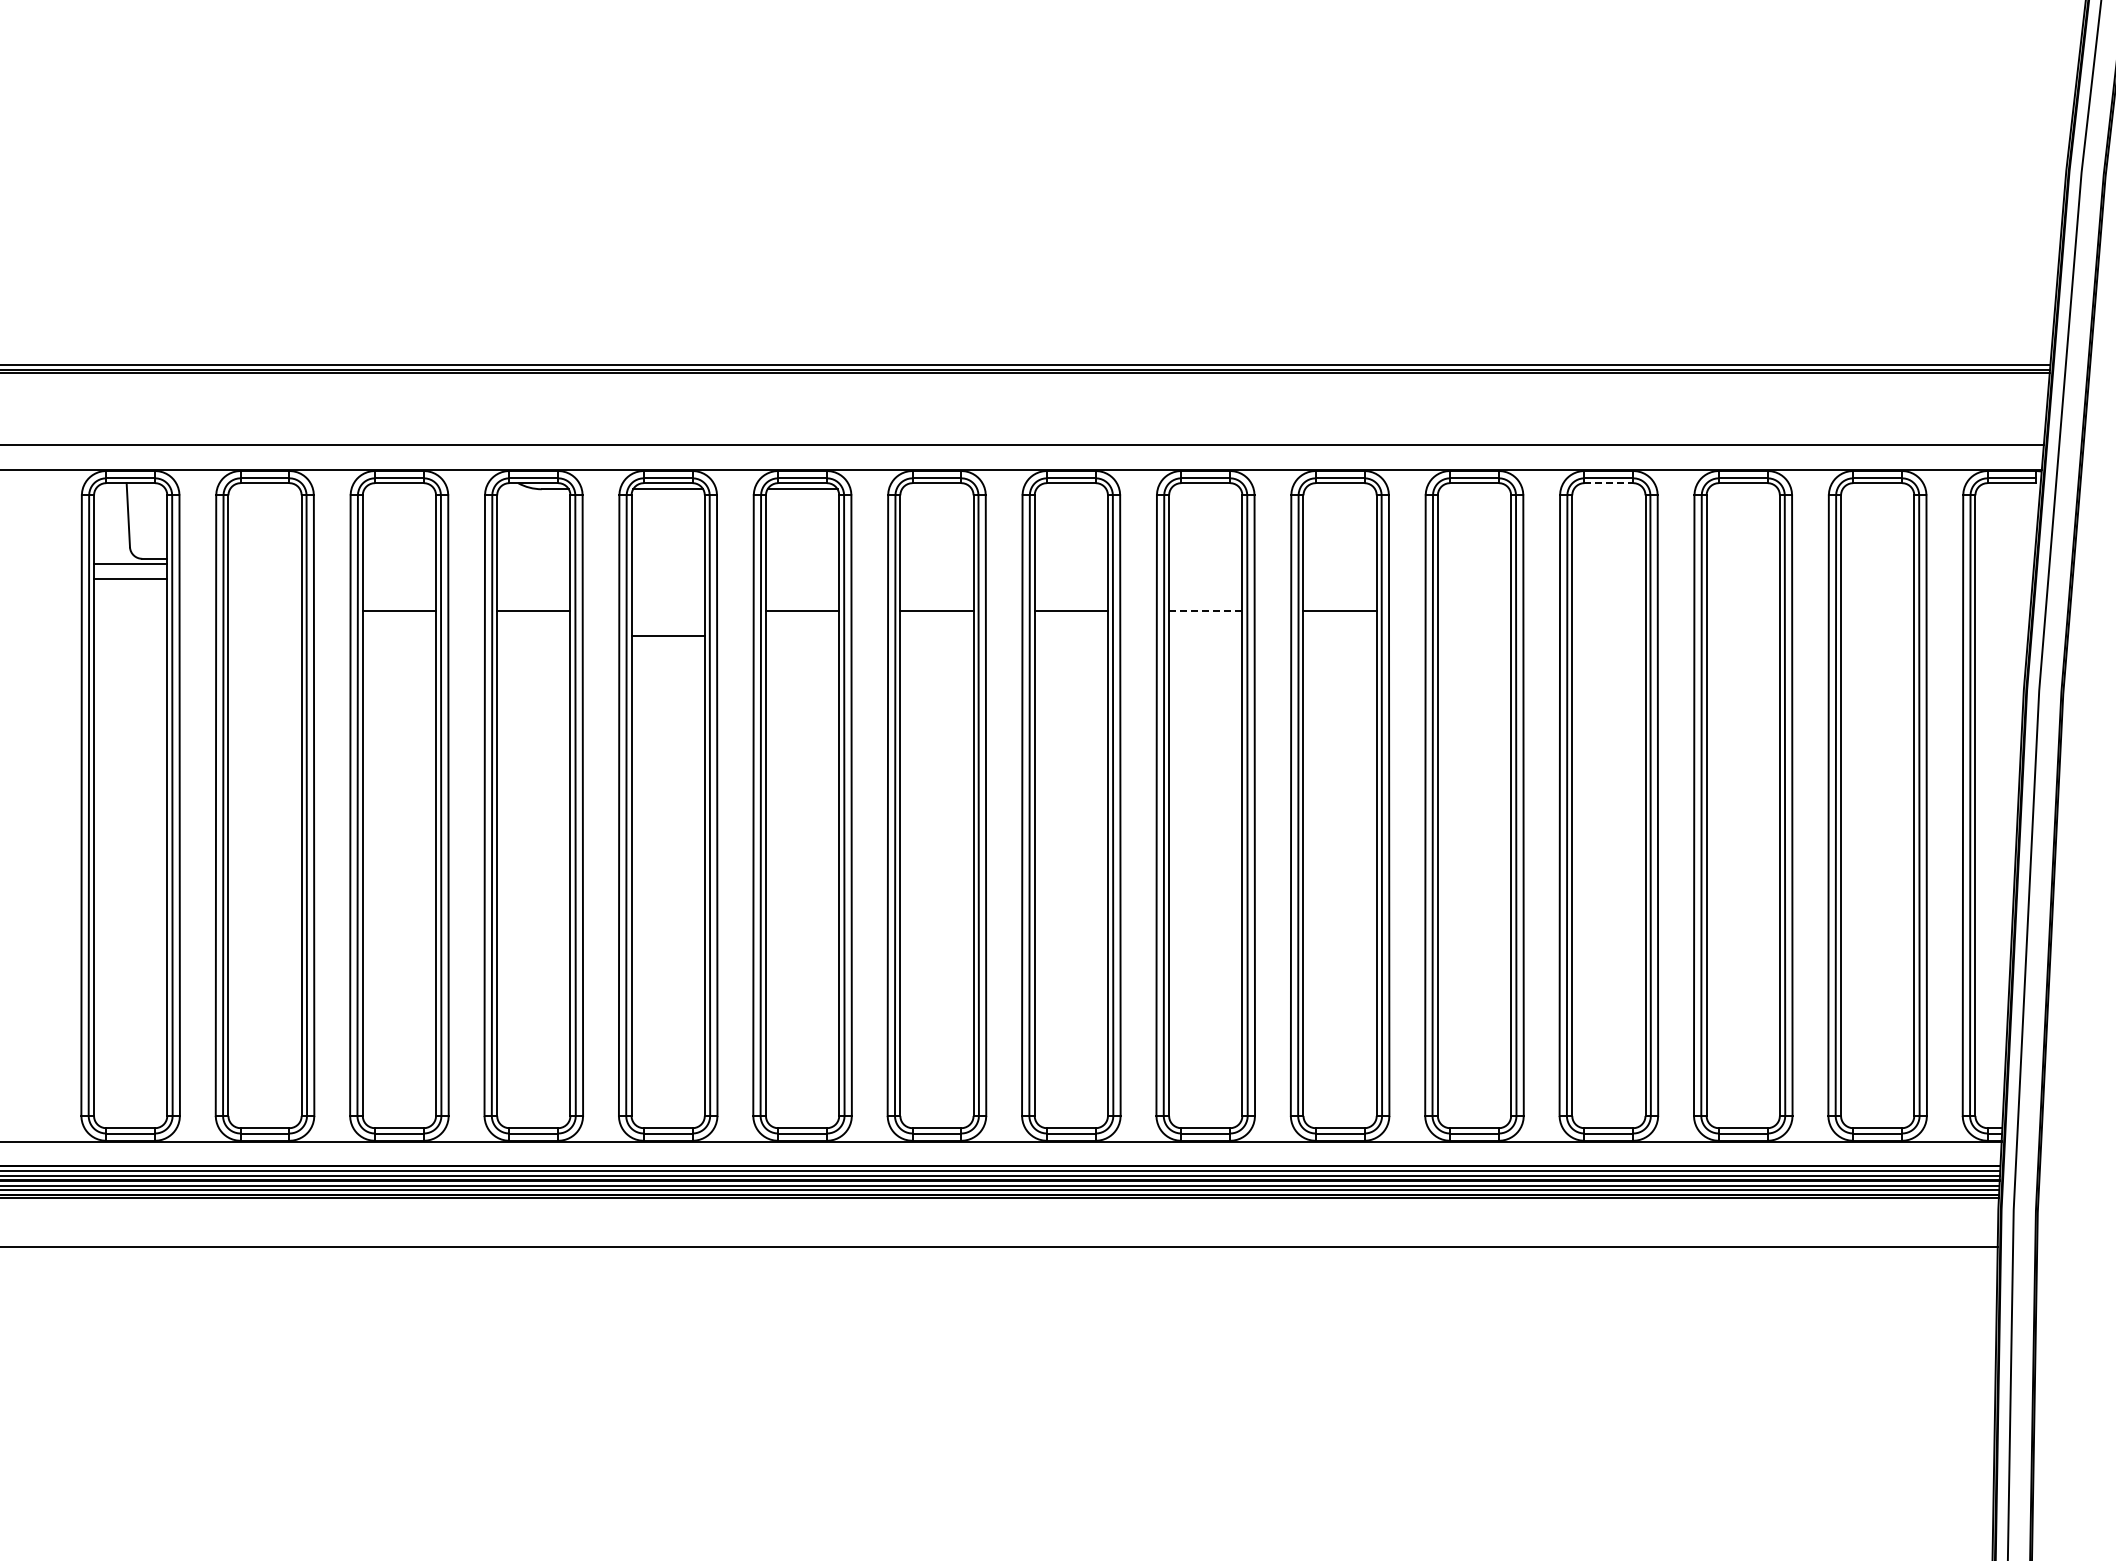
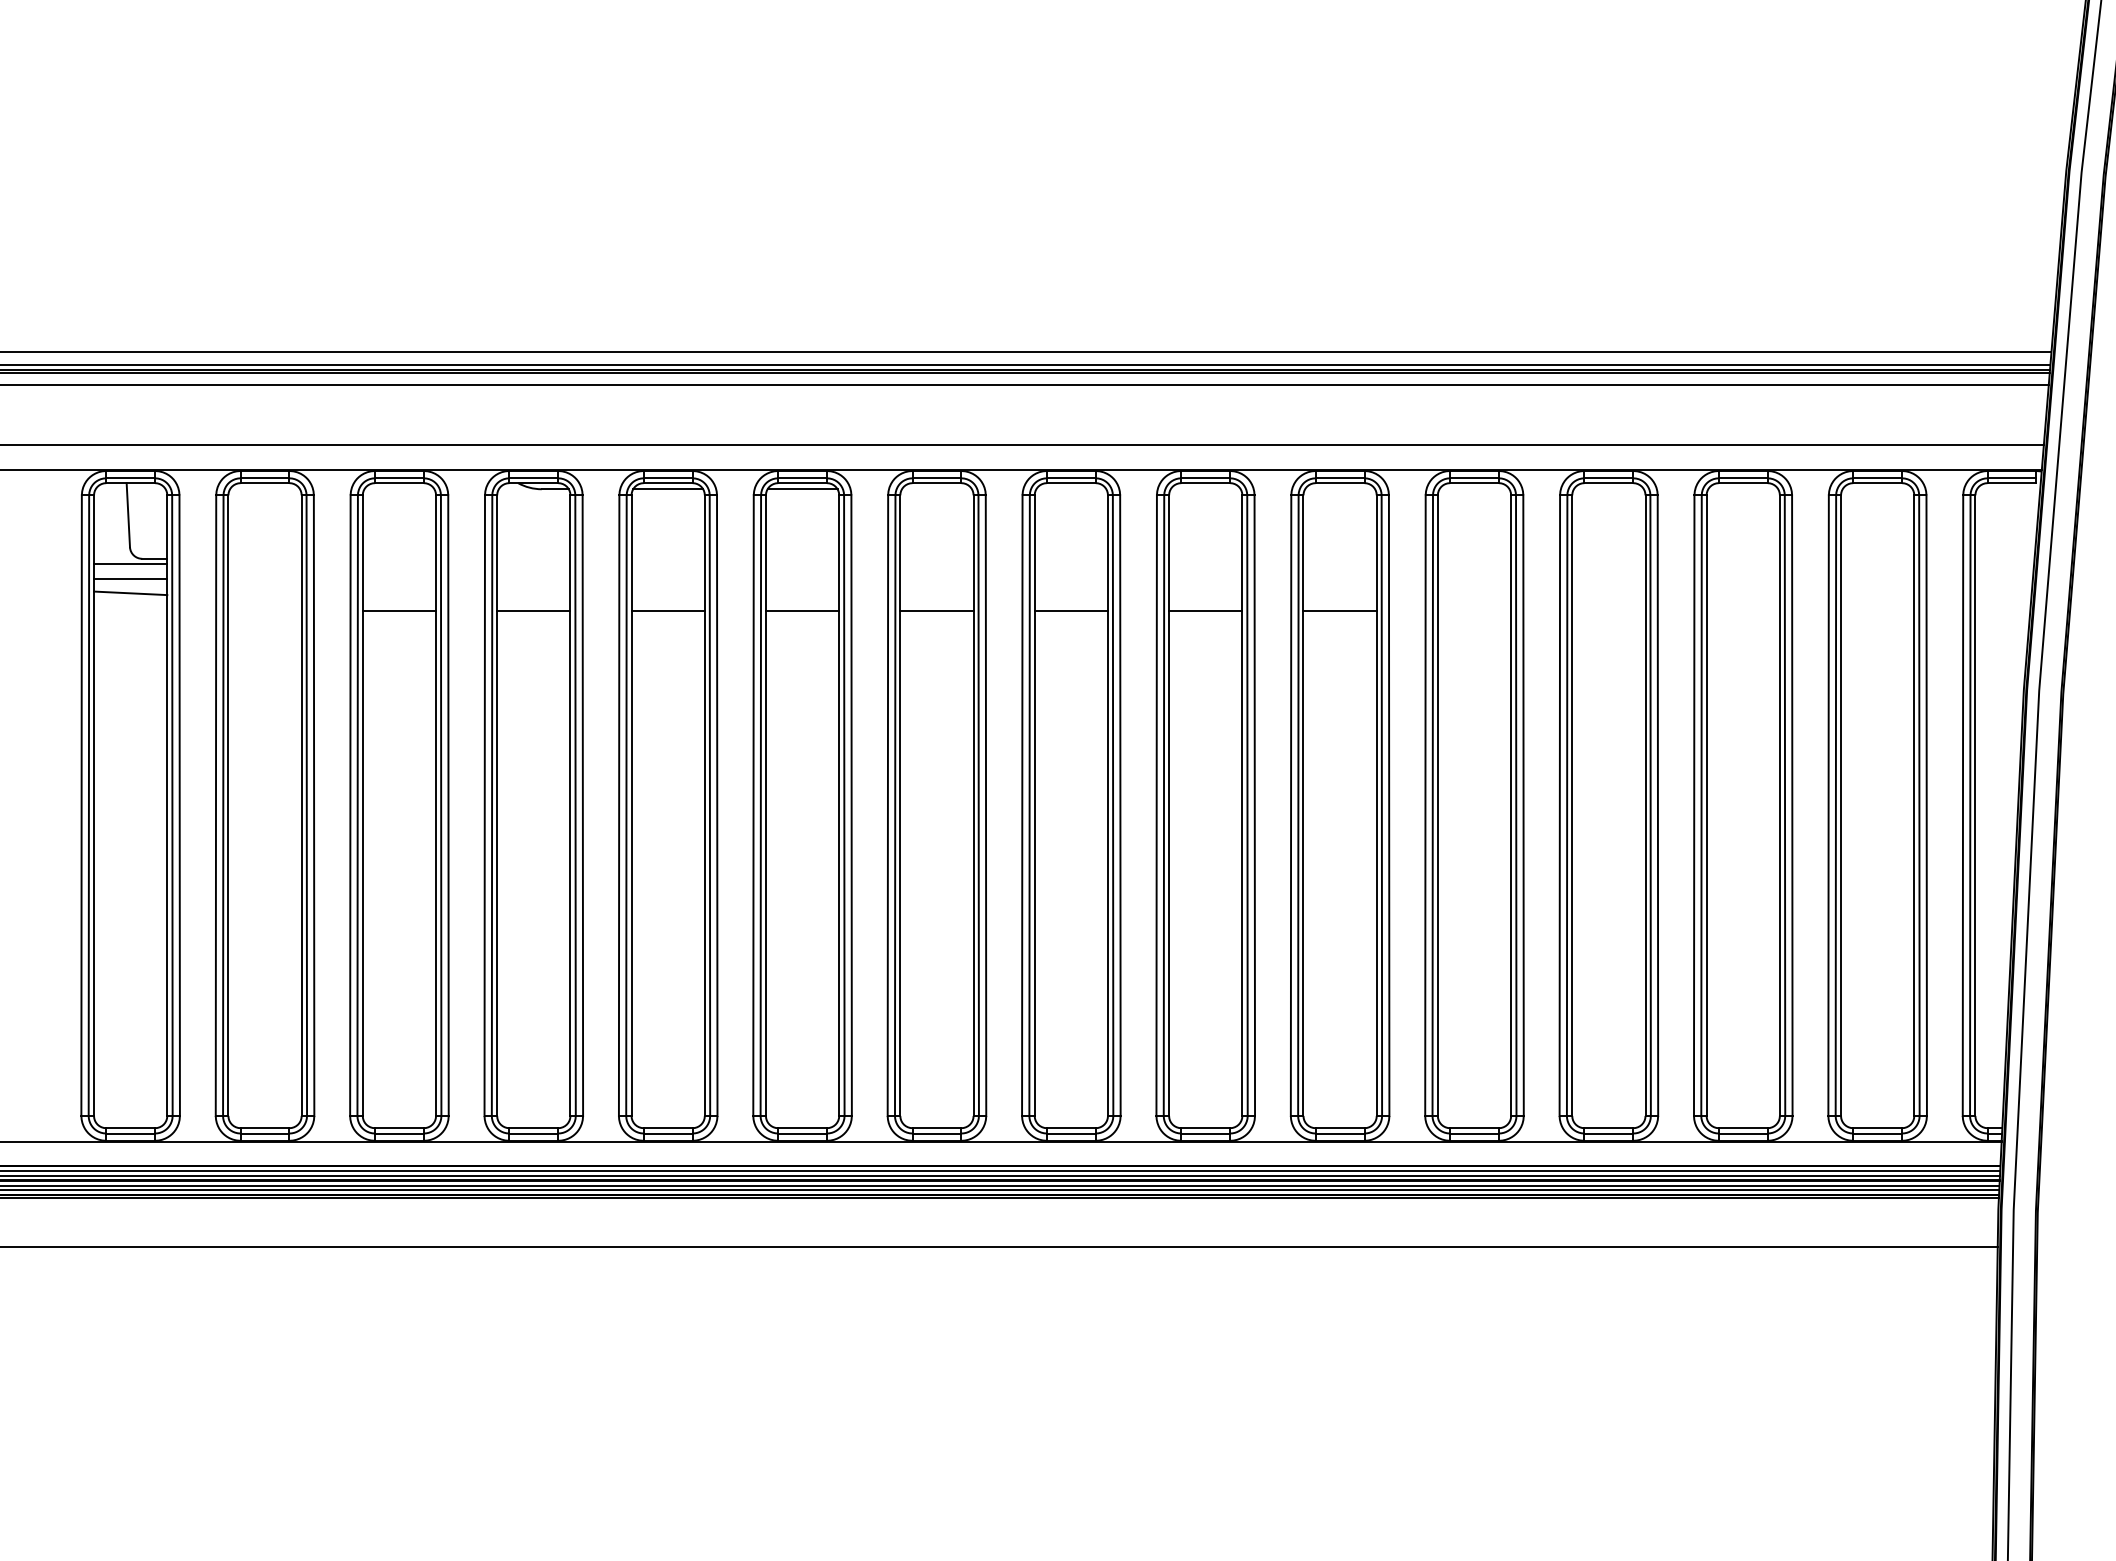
line: none -> present (1026, 352)
line: none -> present (1025, 384)
line: dashed -> solid (1609, 483)
line: none -> present (130, 593)
line: dashed -> solid (1205, 611)
line position: (667, 636) -> (667, 611) (667, 611)
